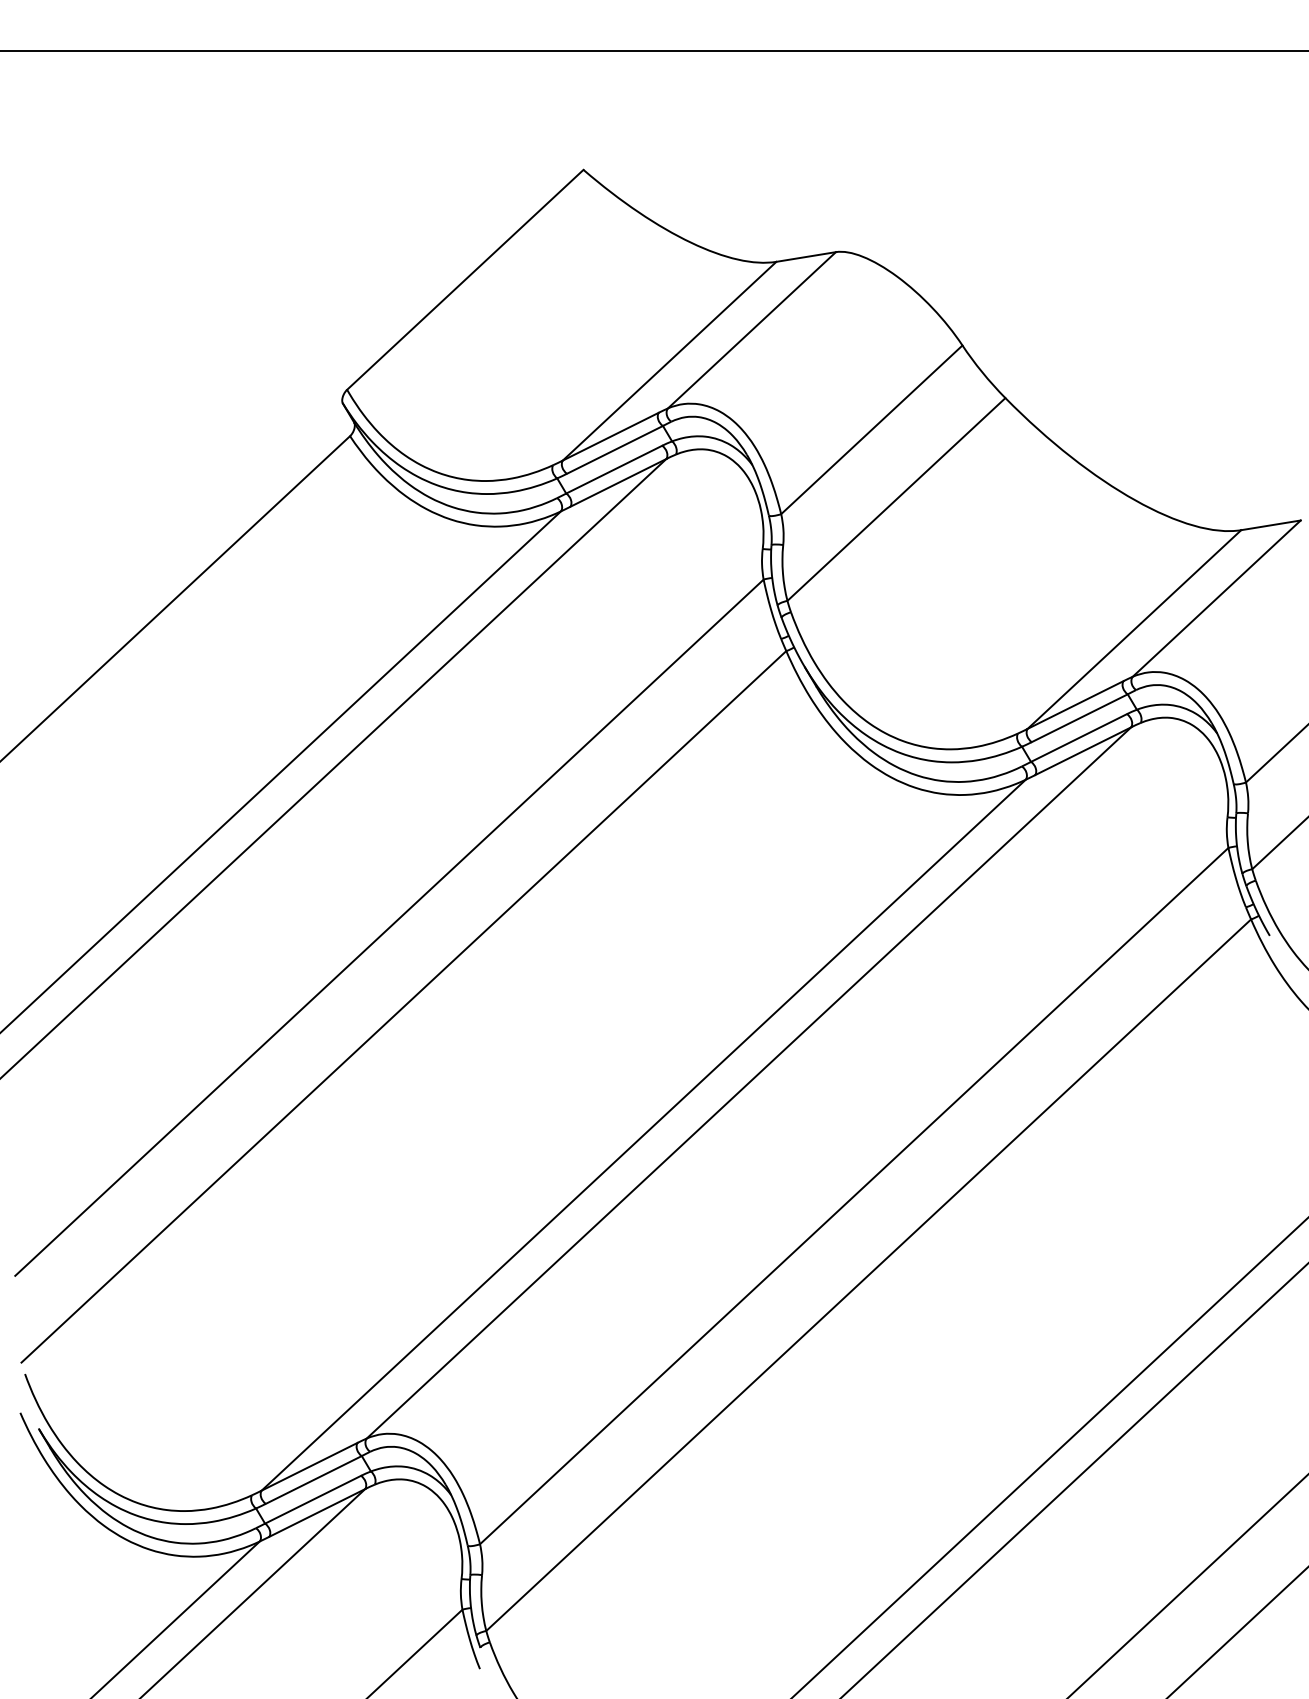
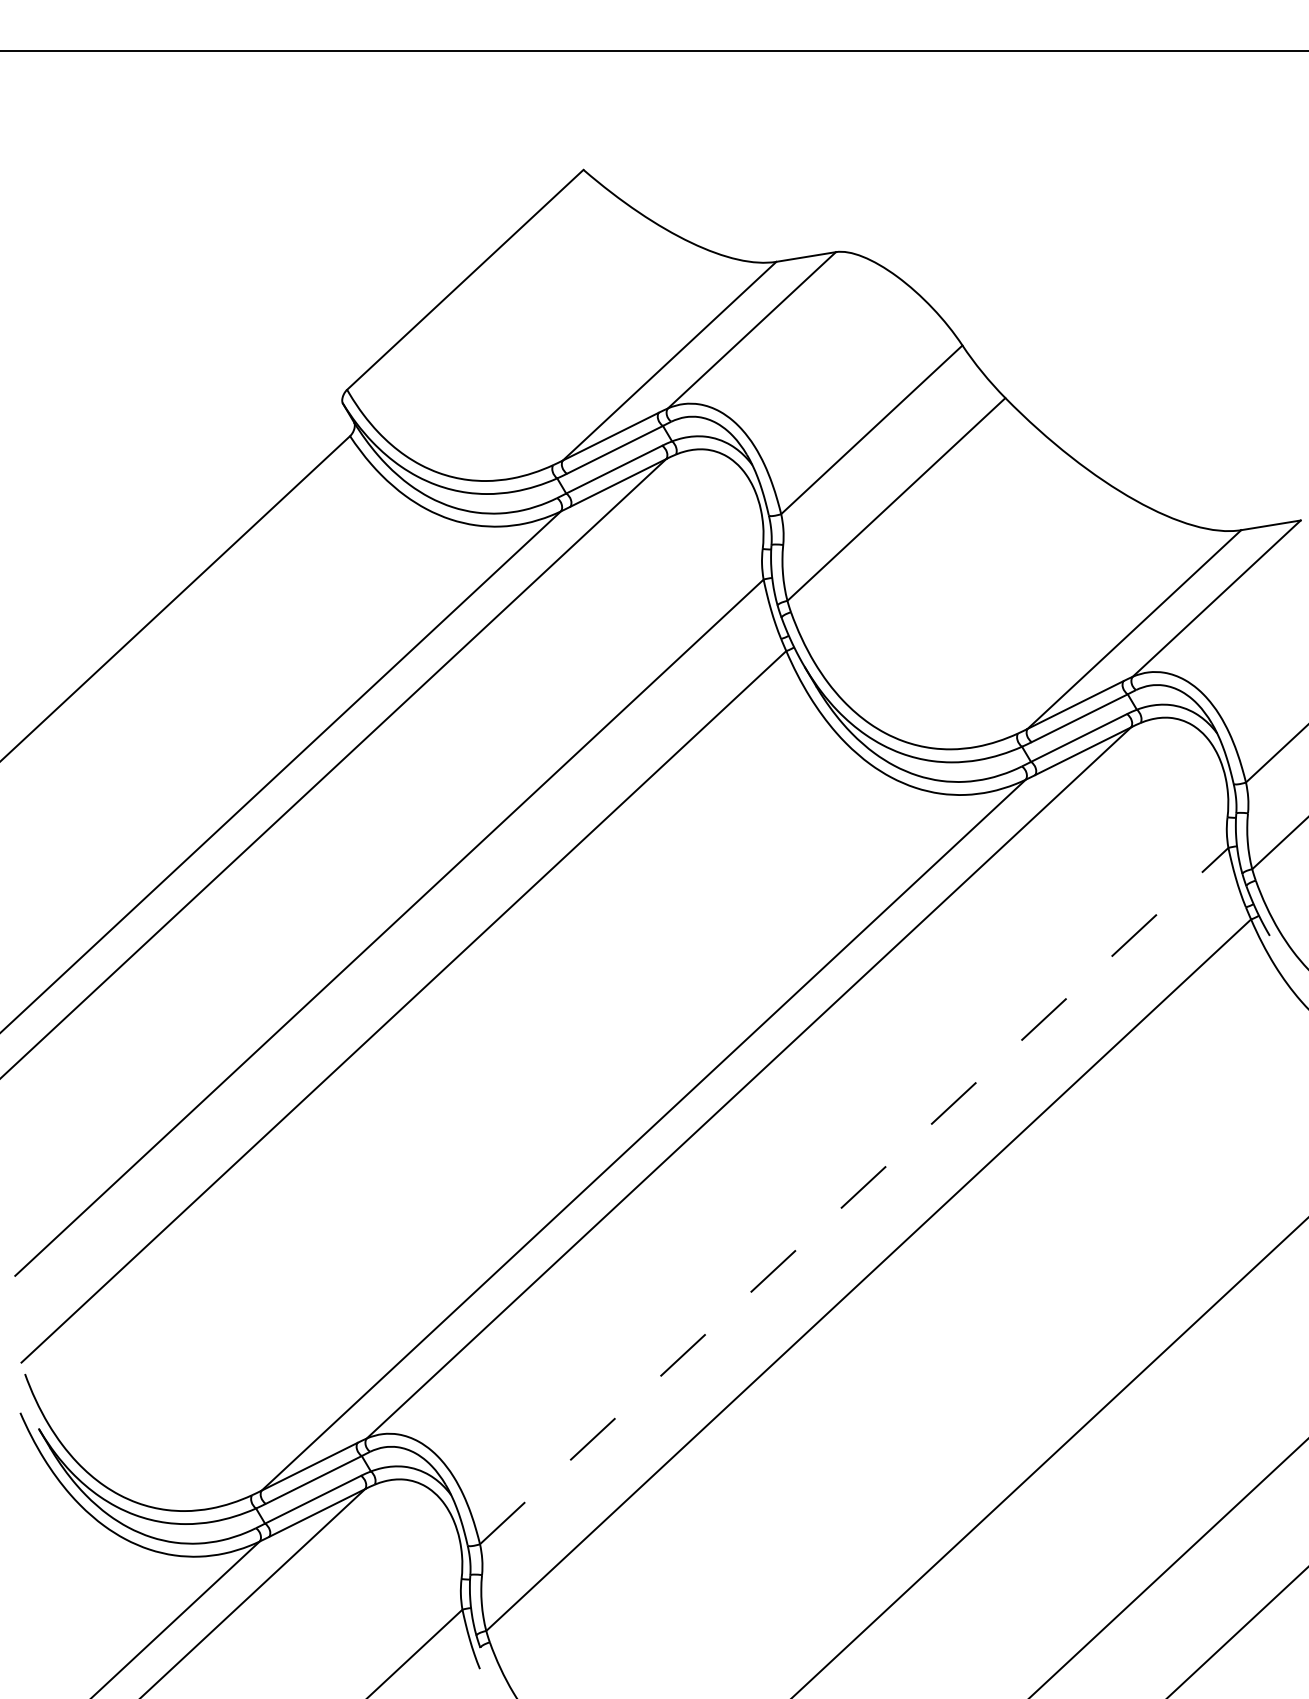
line: solid -> dashed (854, 1195)
line: present -> none (1074, 1480)
line position: (1187, 1585) -> (1168, 1568) (1168, 1568)
